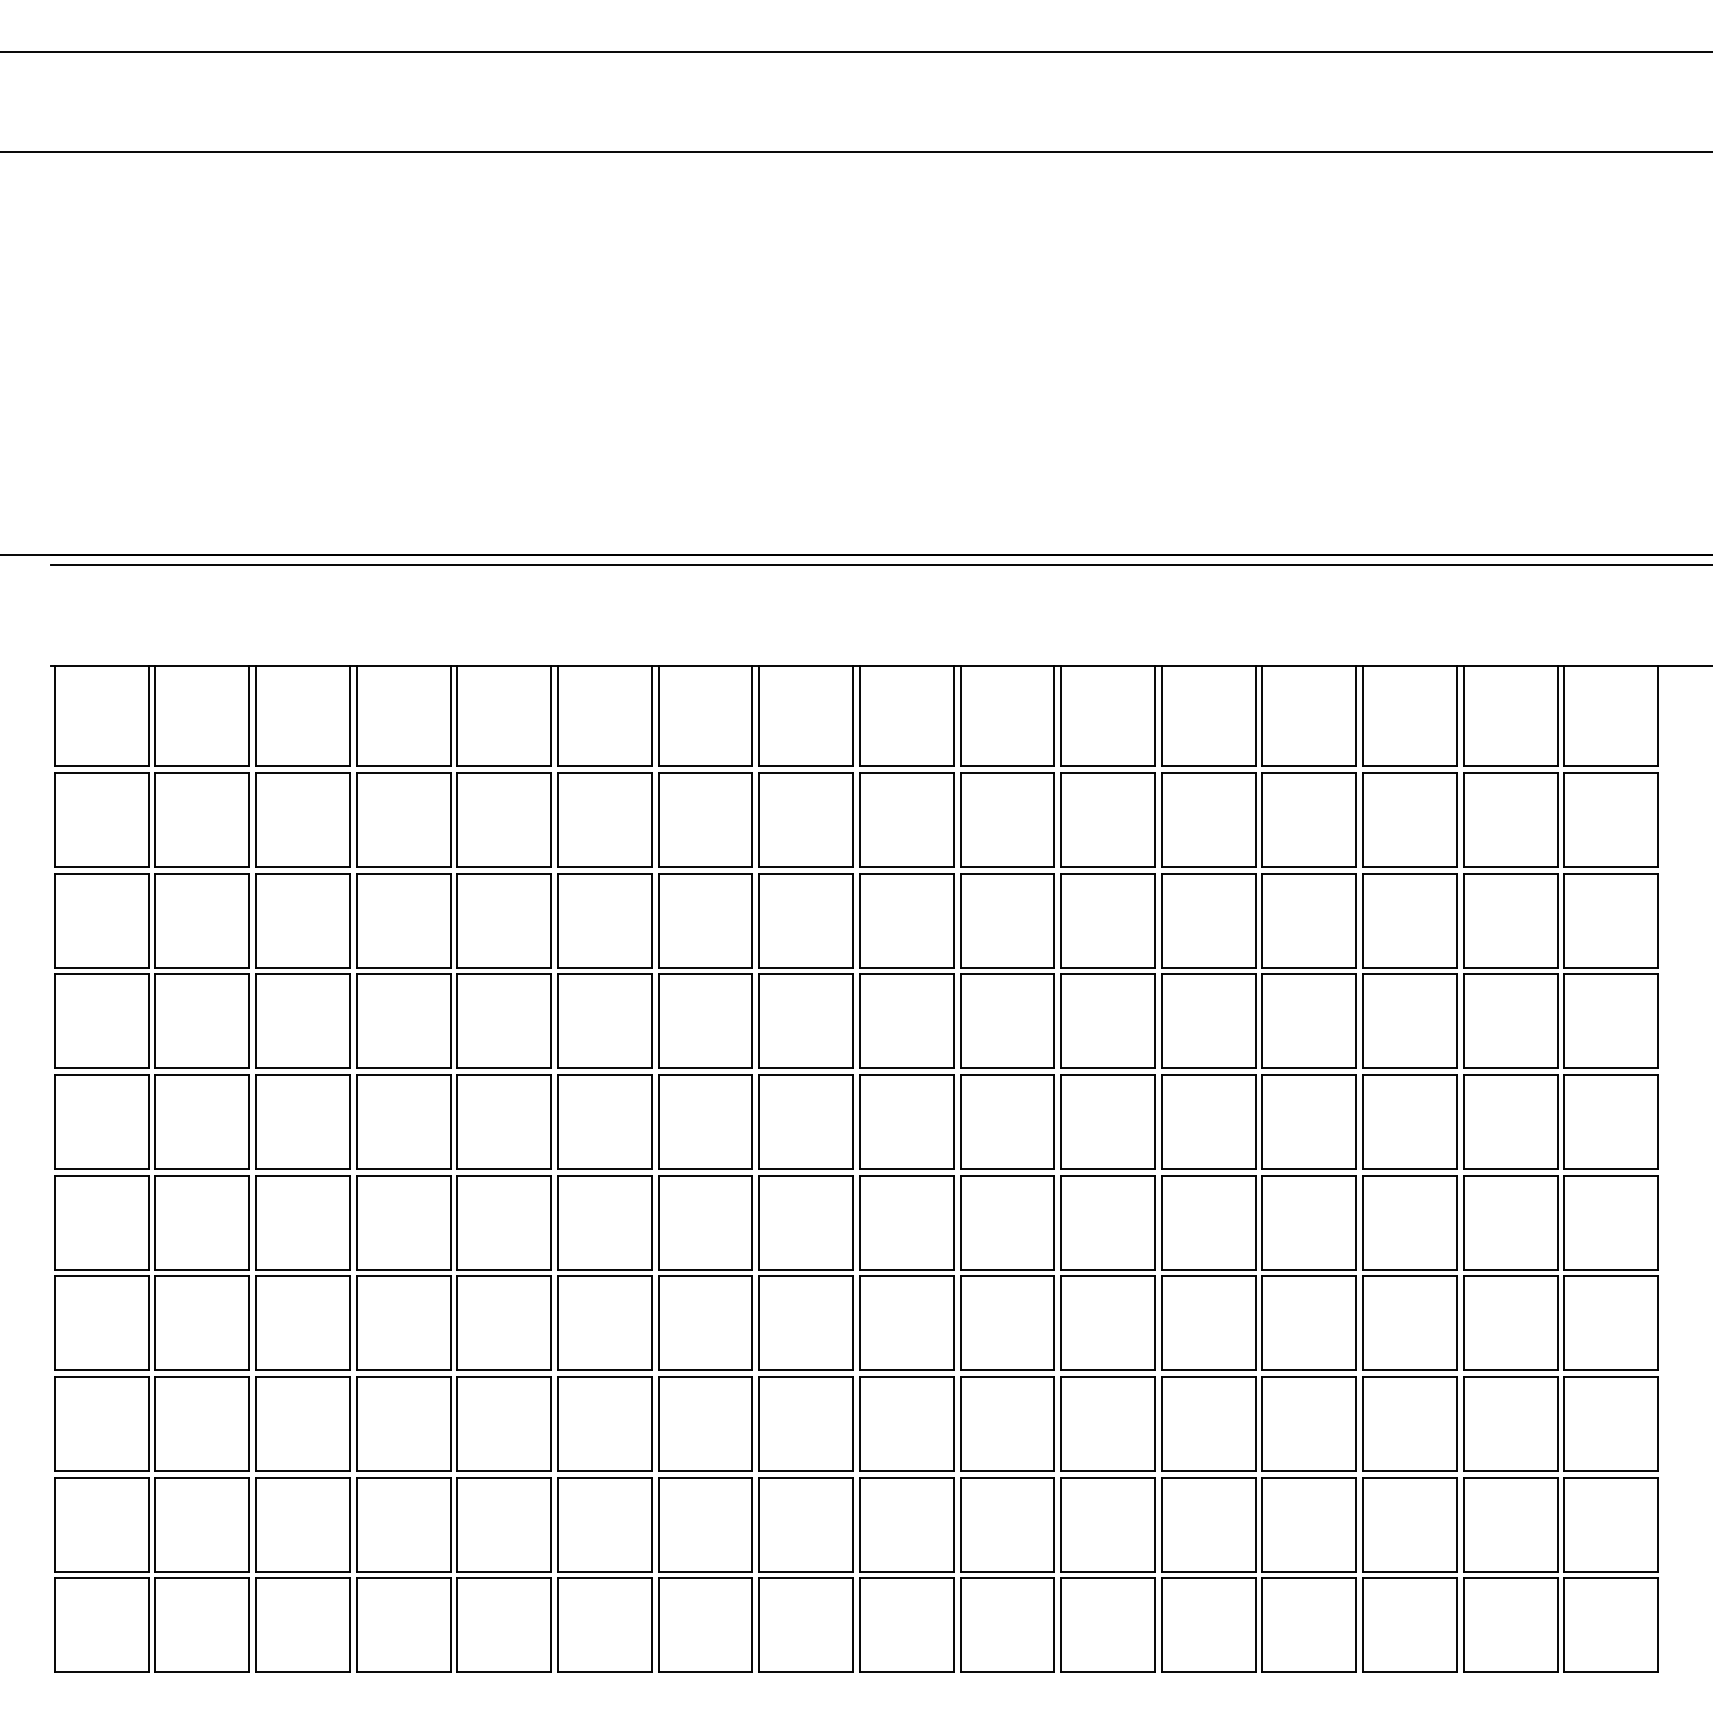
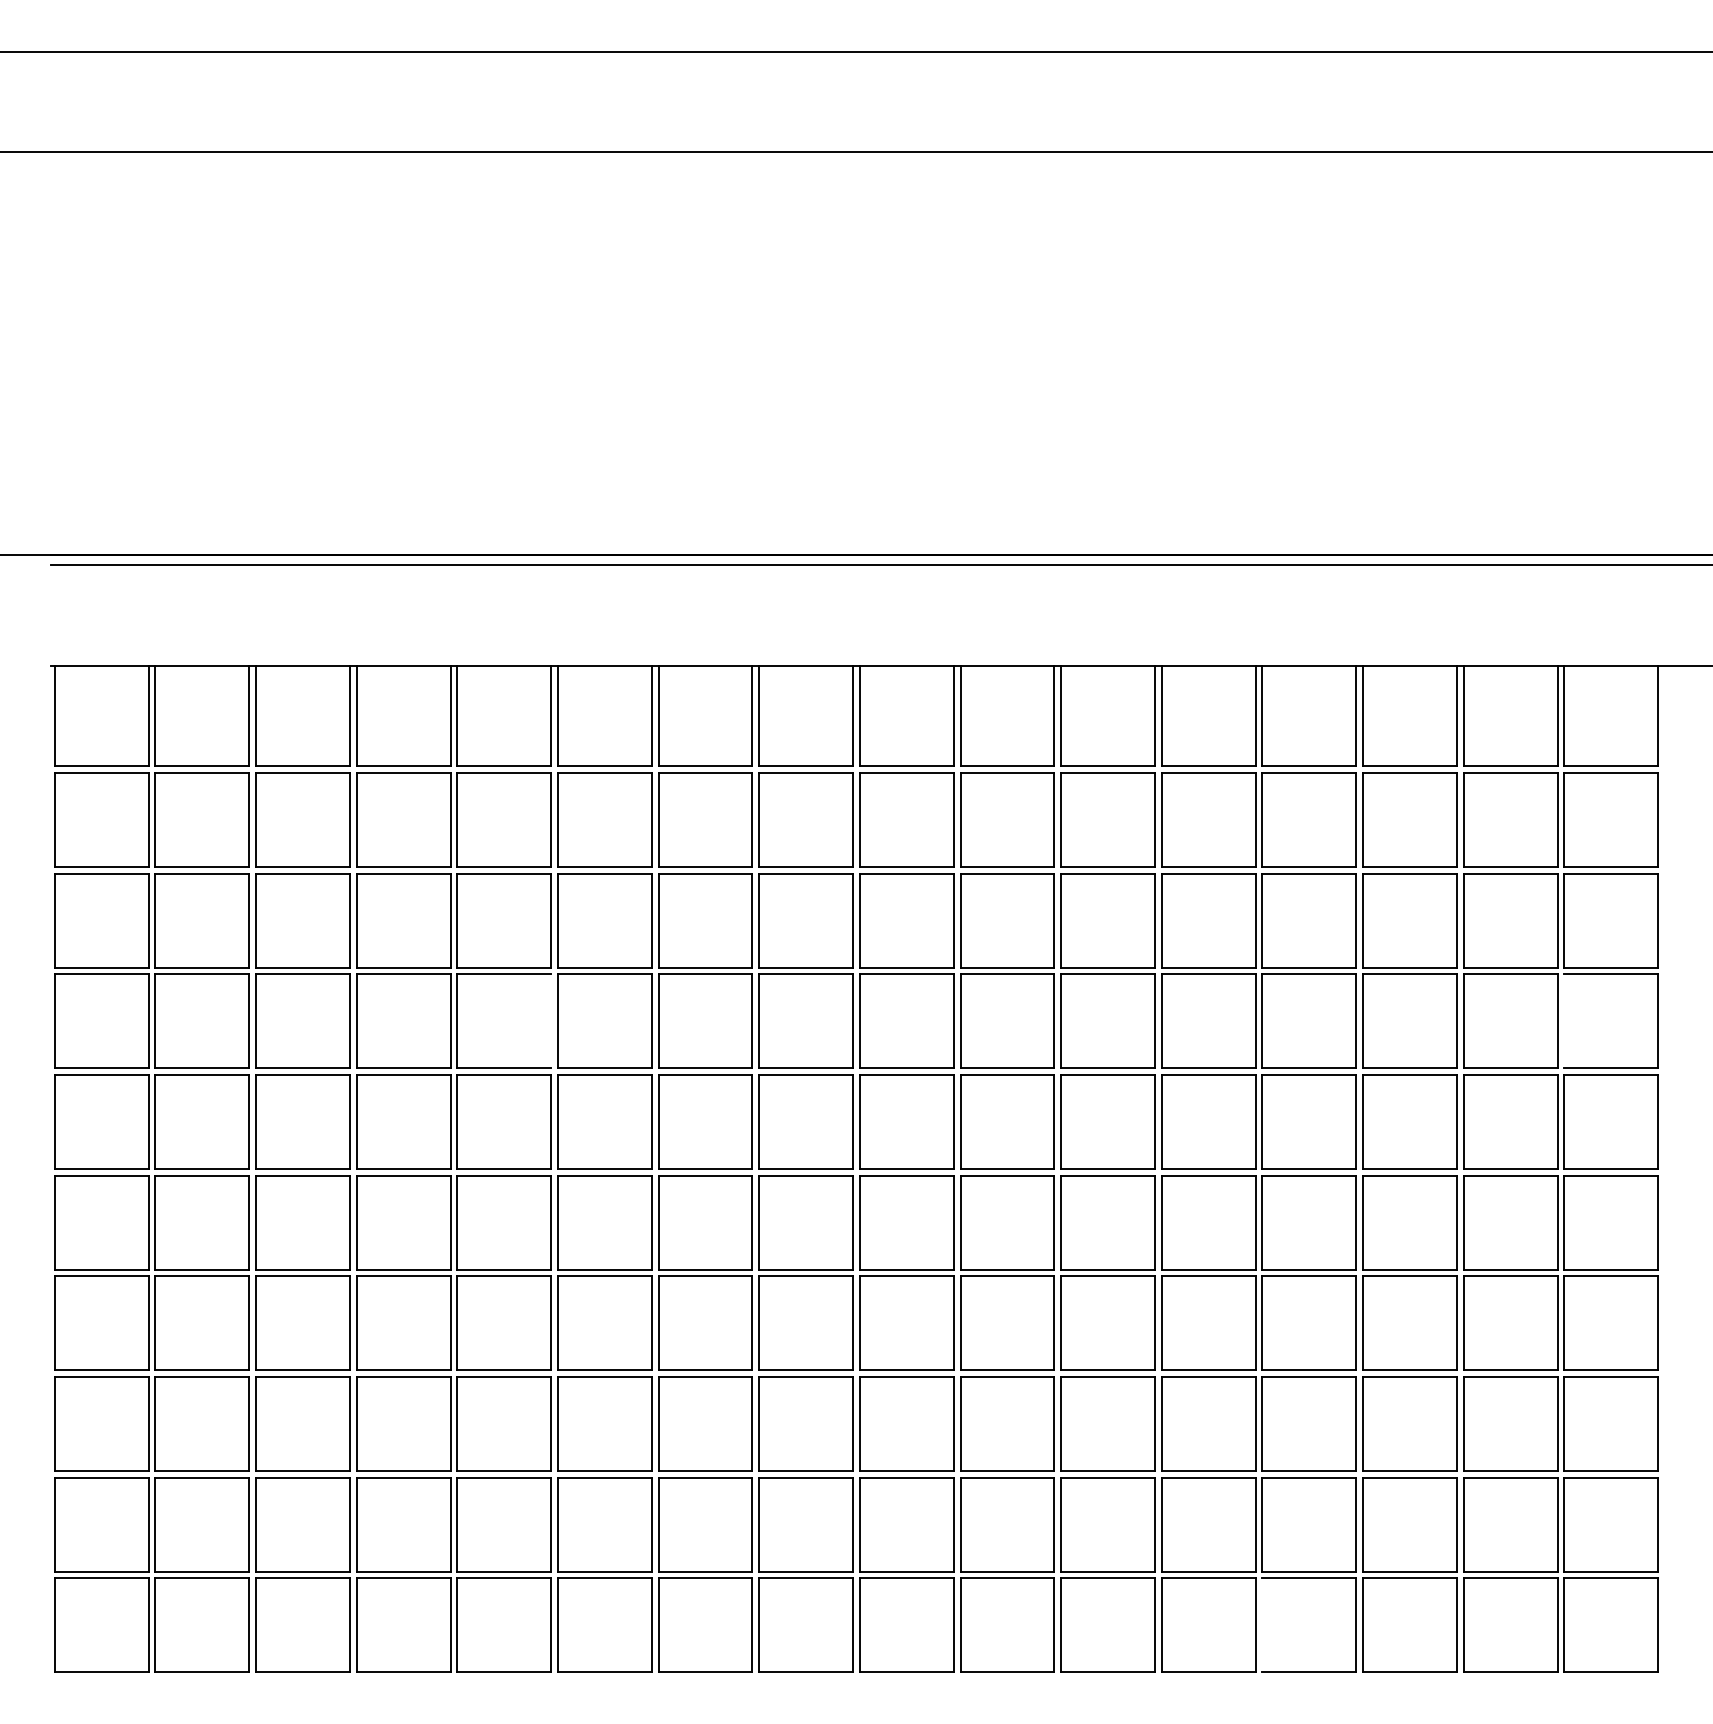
line: present -> none (551, 1021)
line: present -> none (1564, 1021)
line: present -> none (1262, 1625)
